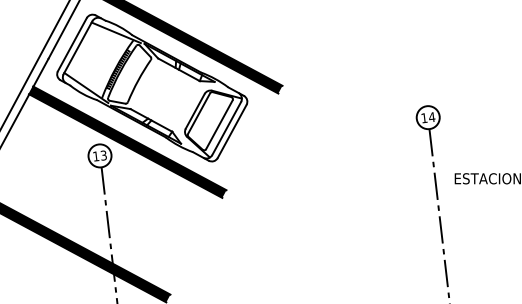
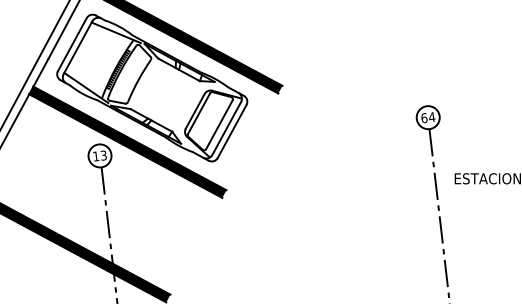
text: 14 -> 64 (424, 118)
